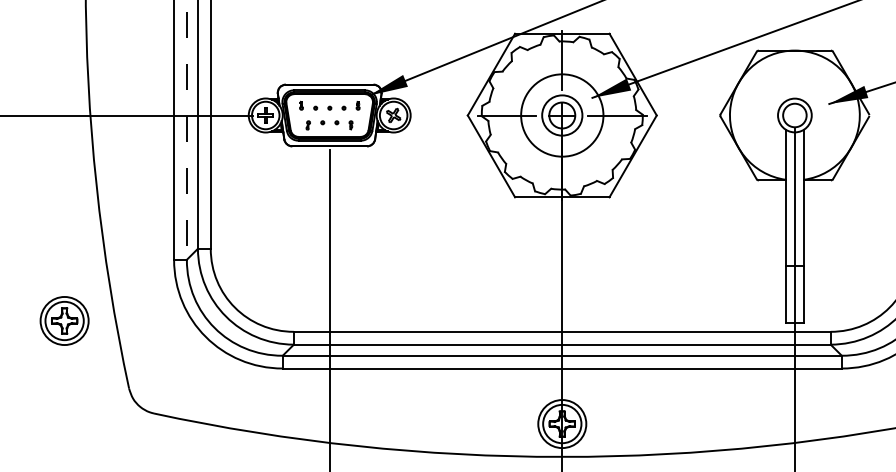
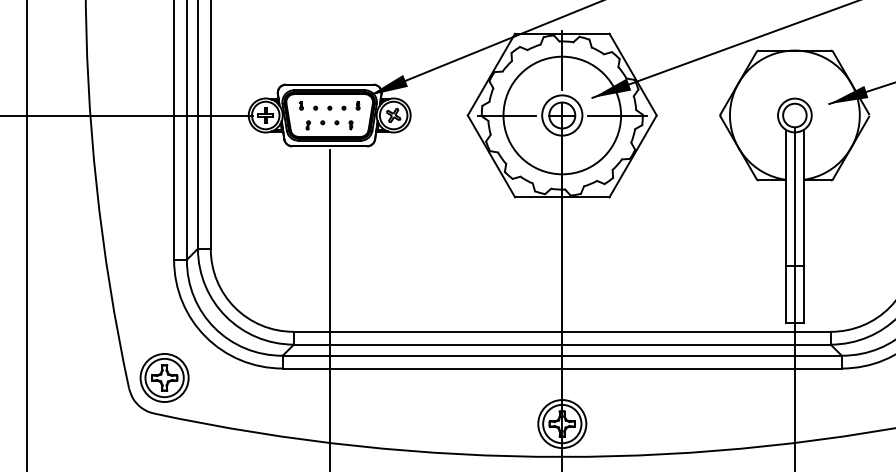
circle diameter: 82 px -> 118 px (562, 115)
line: dashed -> solid (186, 130)
line: none -> present (26, 235)
part position: (64, 320) -> (164, 377) (164, 377)
